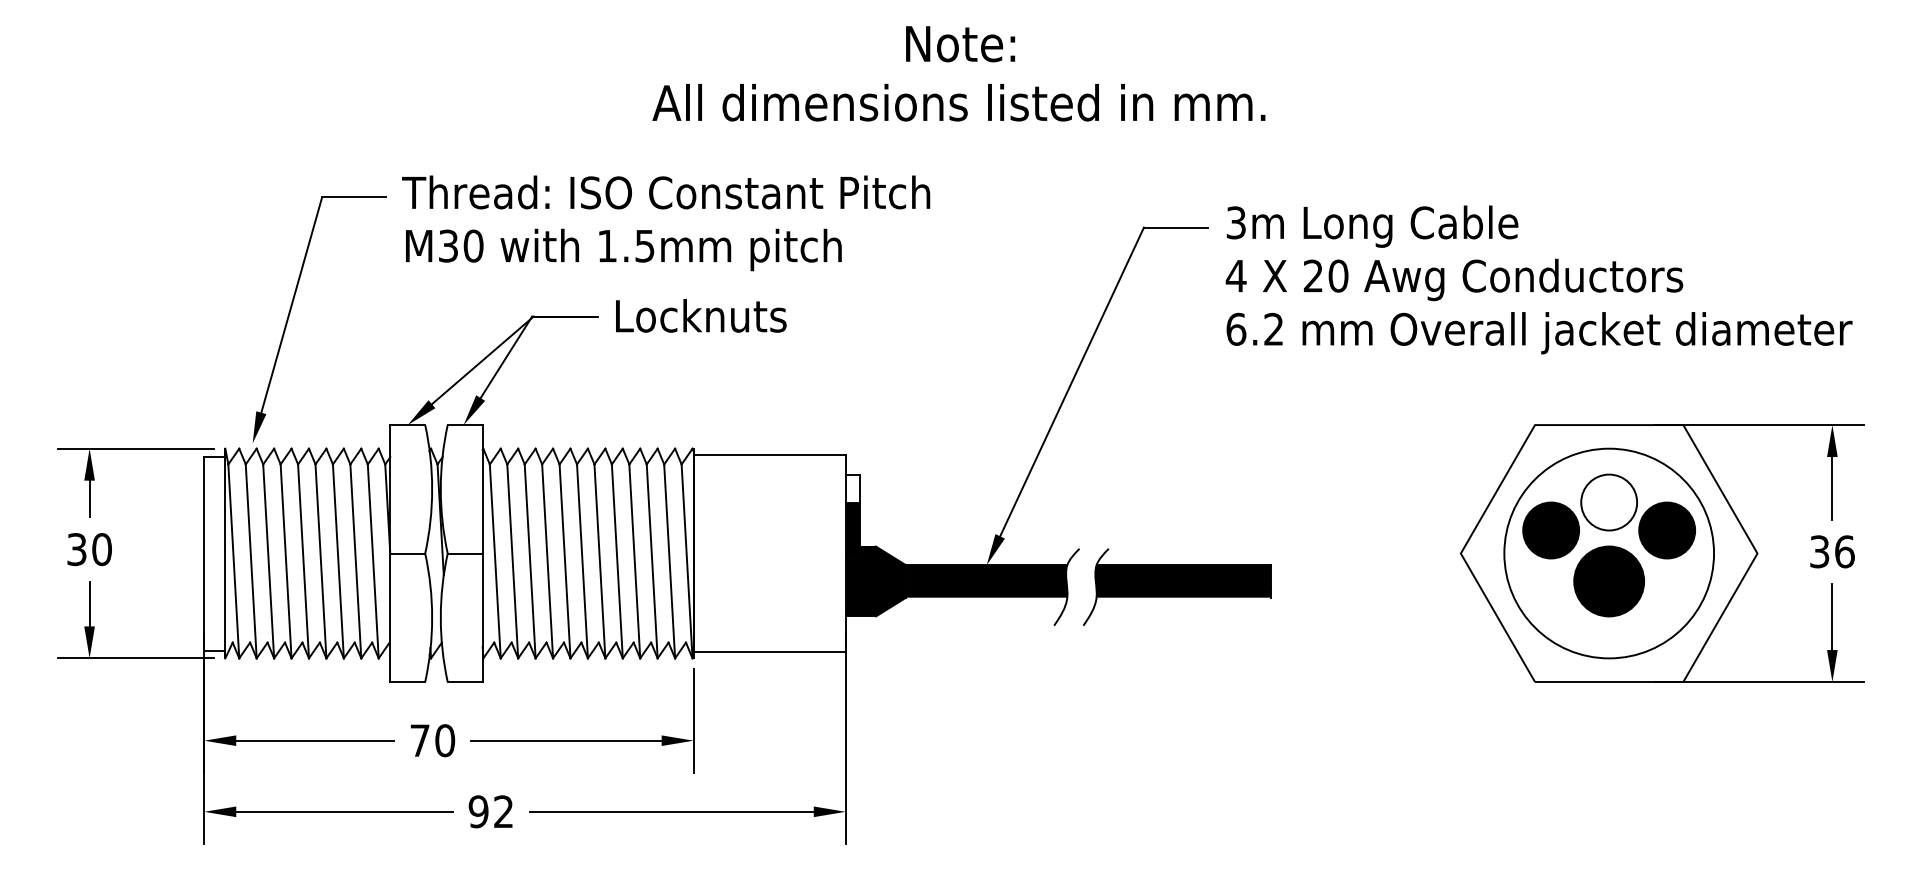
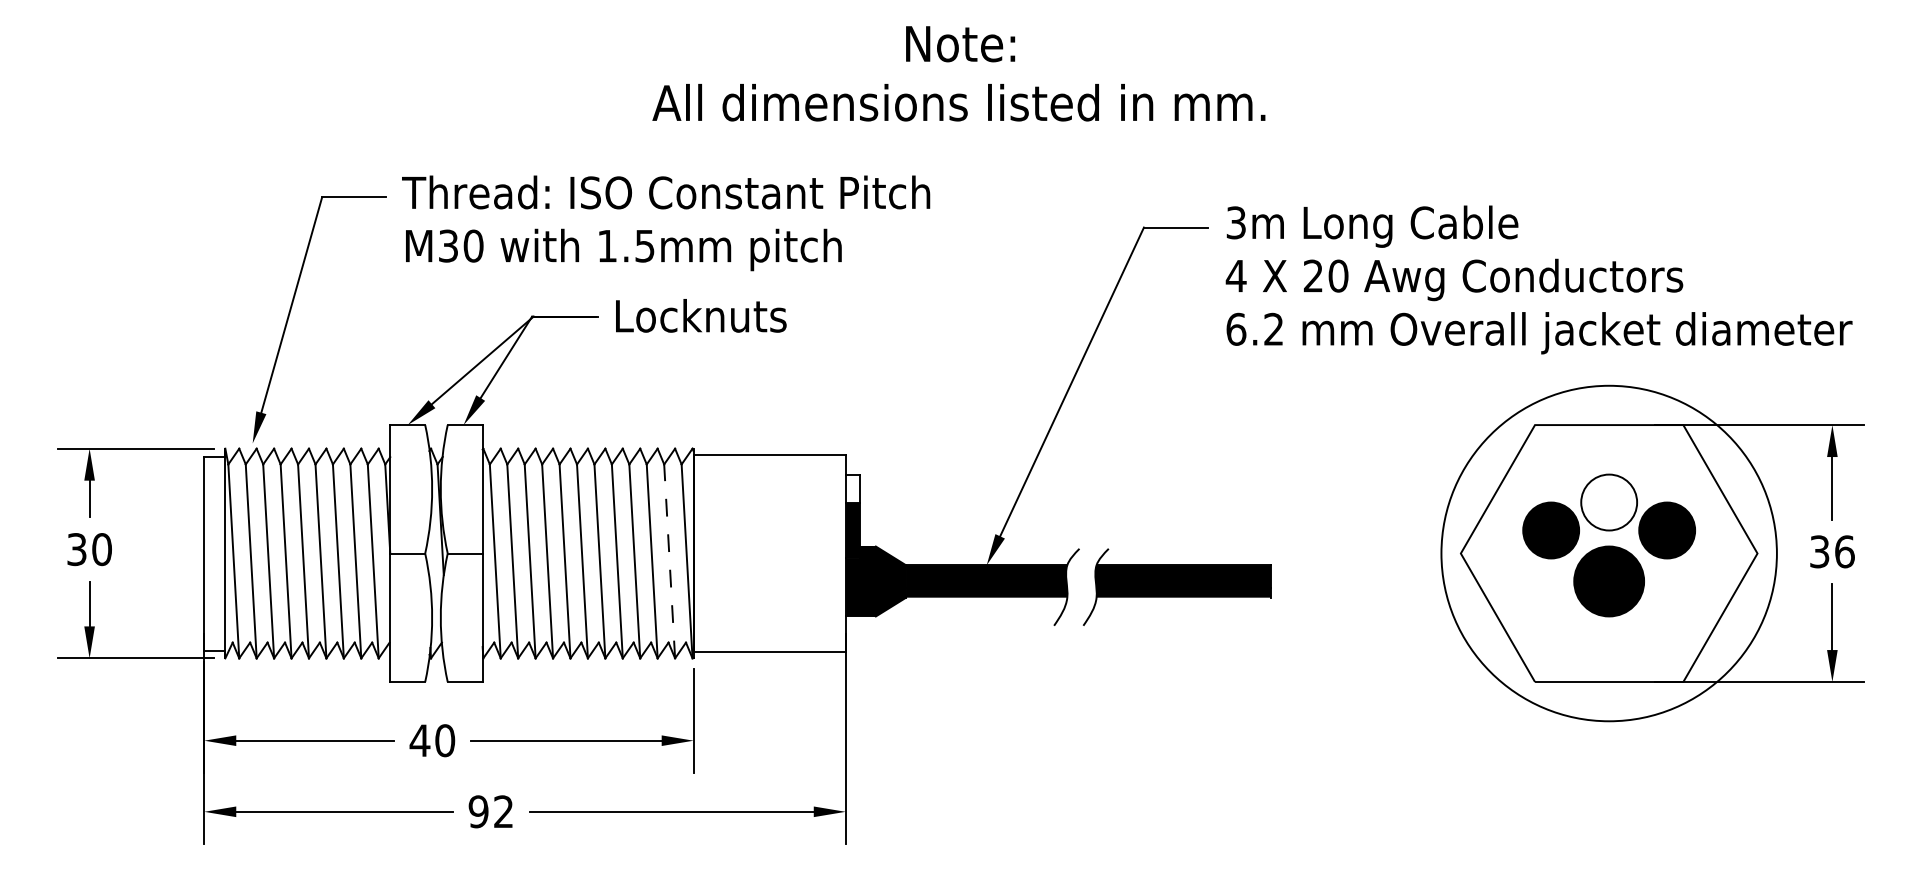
circle diameter: 210 px -> 335 px (1608, 553)
line: solid -> dashed (669, 560)
text: 70 -> 40 (419, 740)
